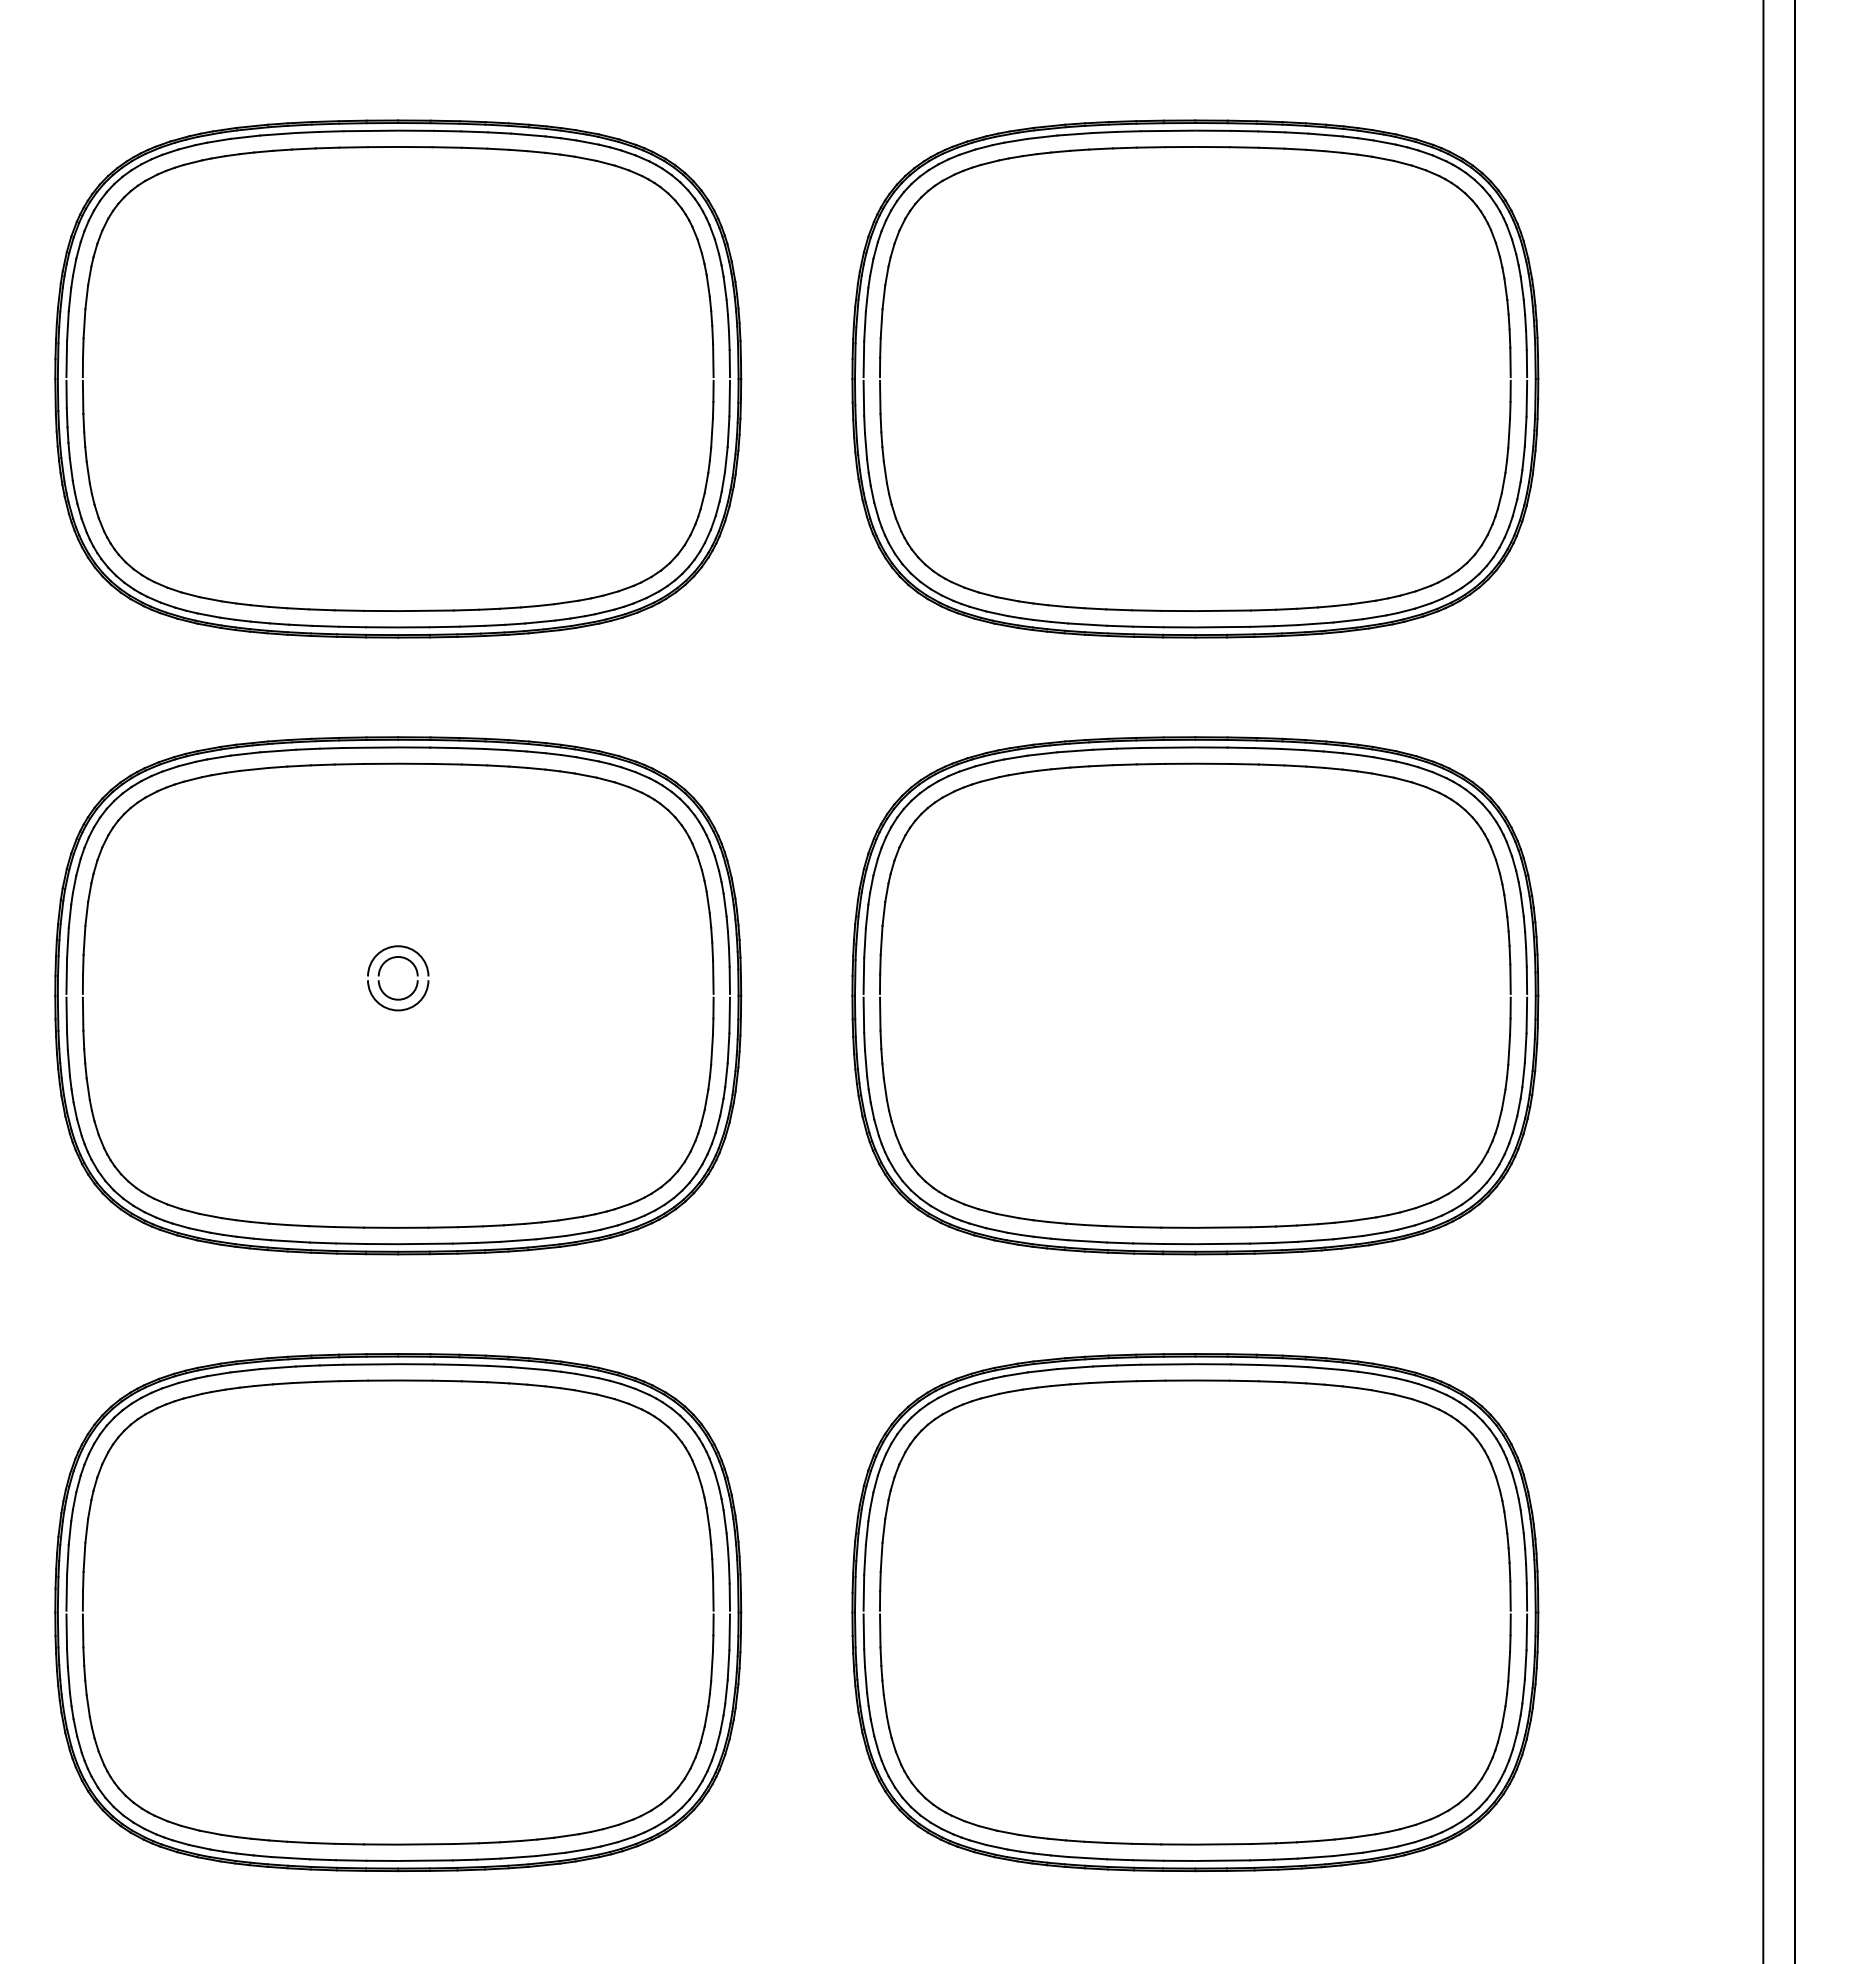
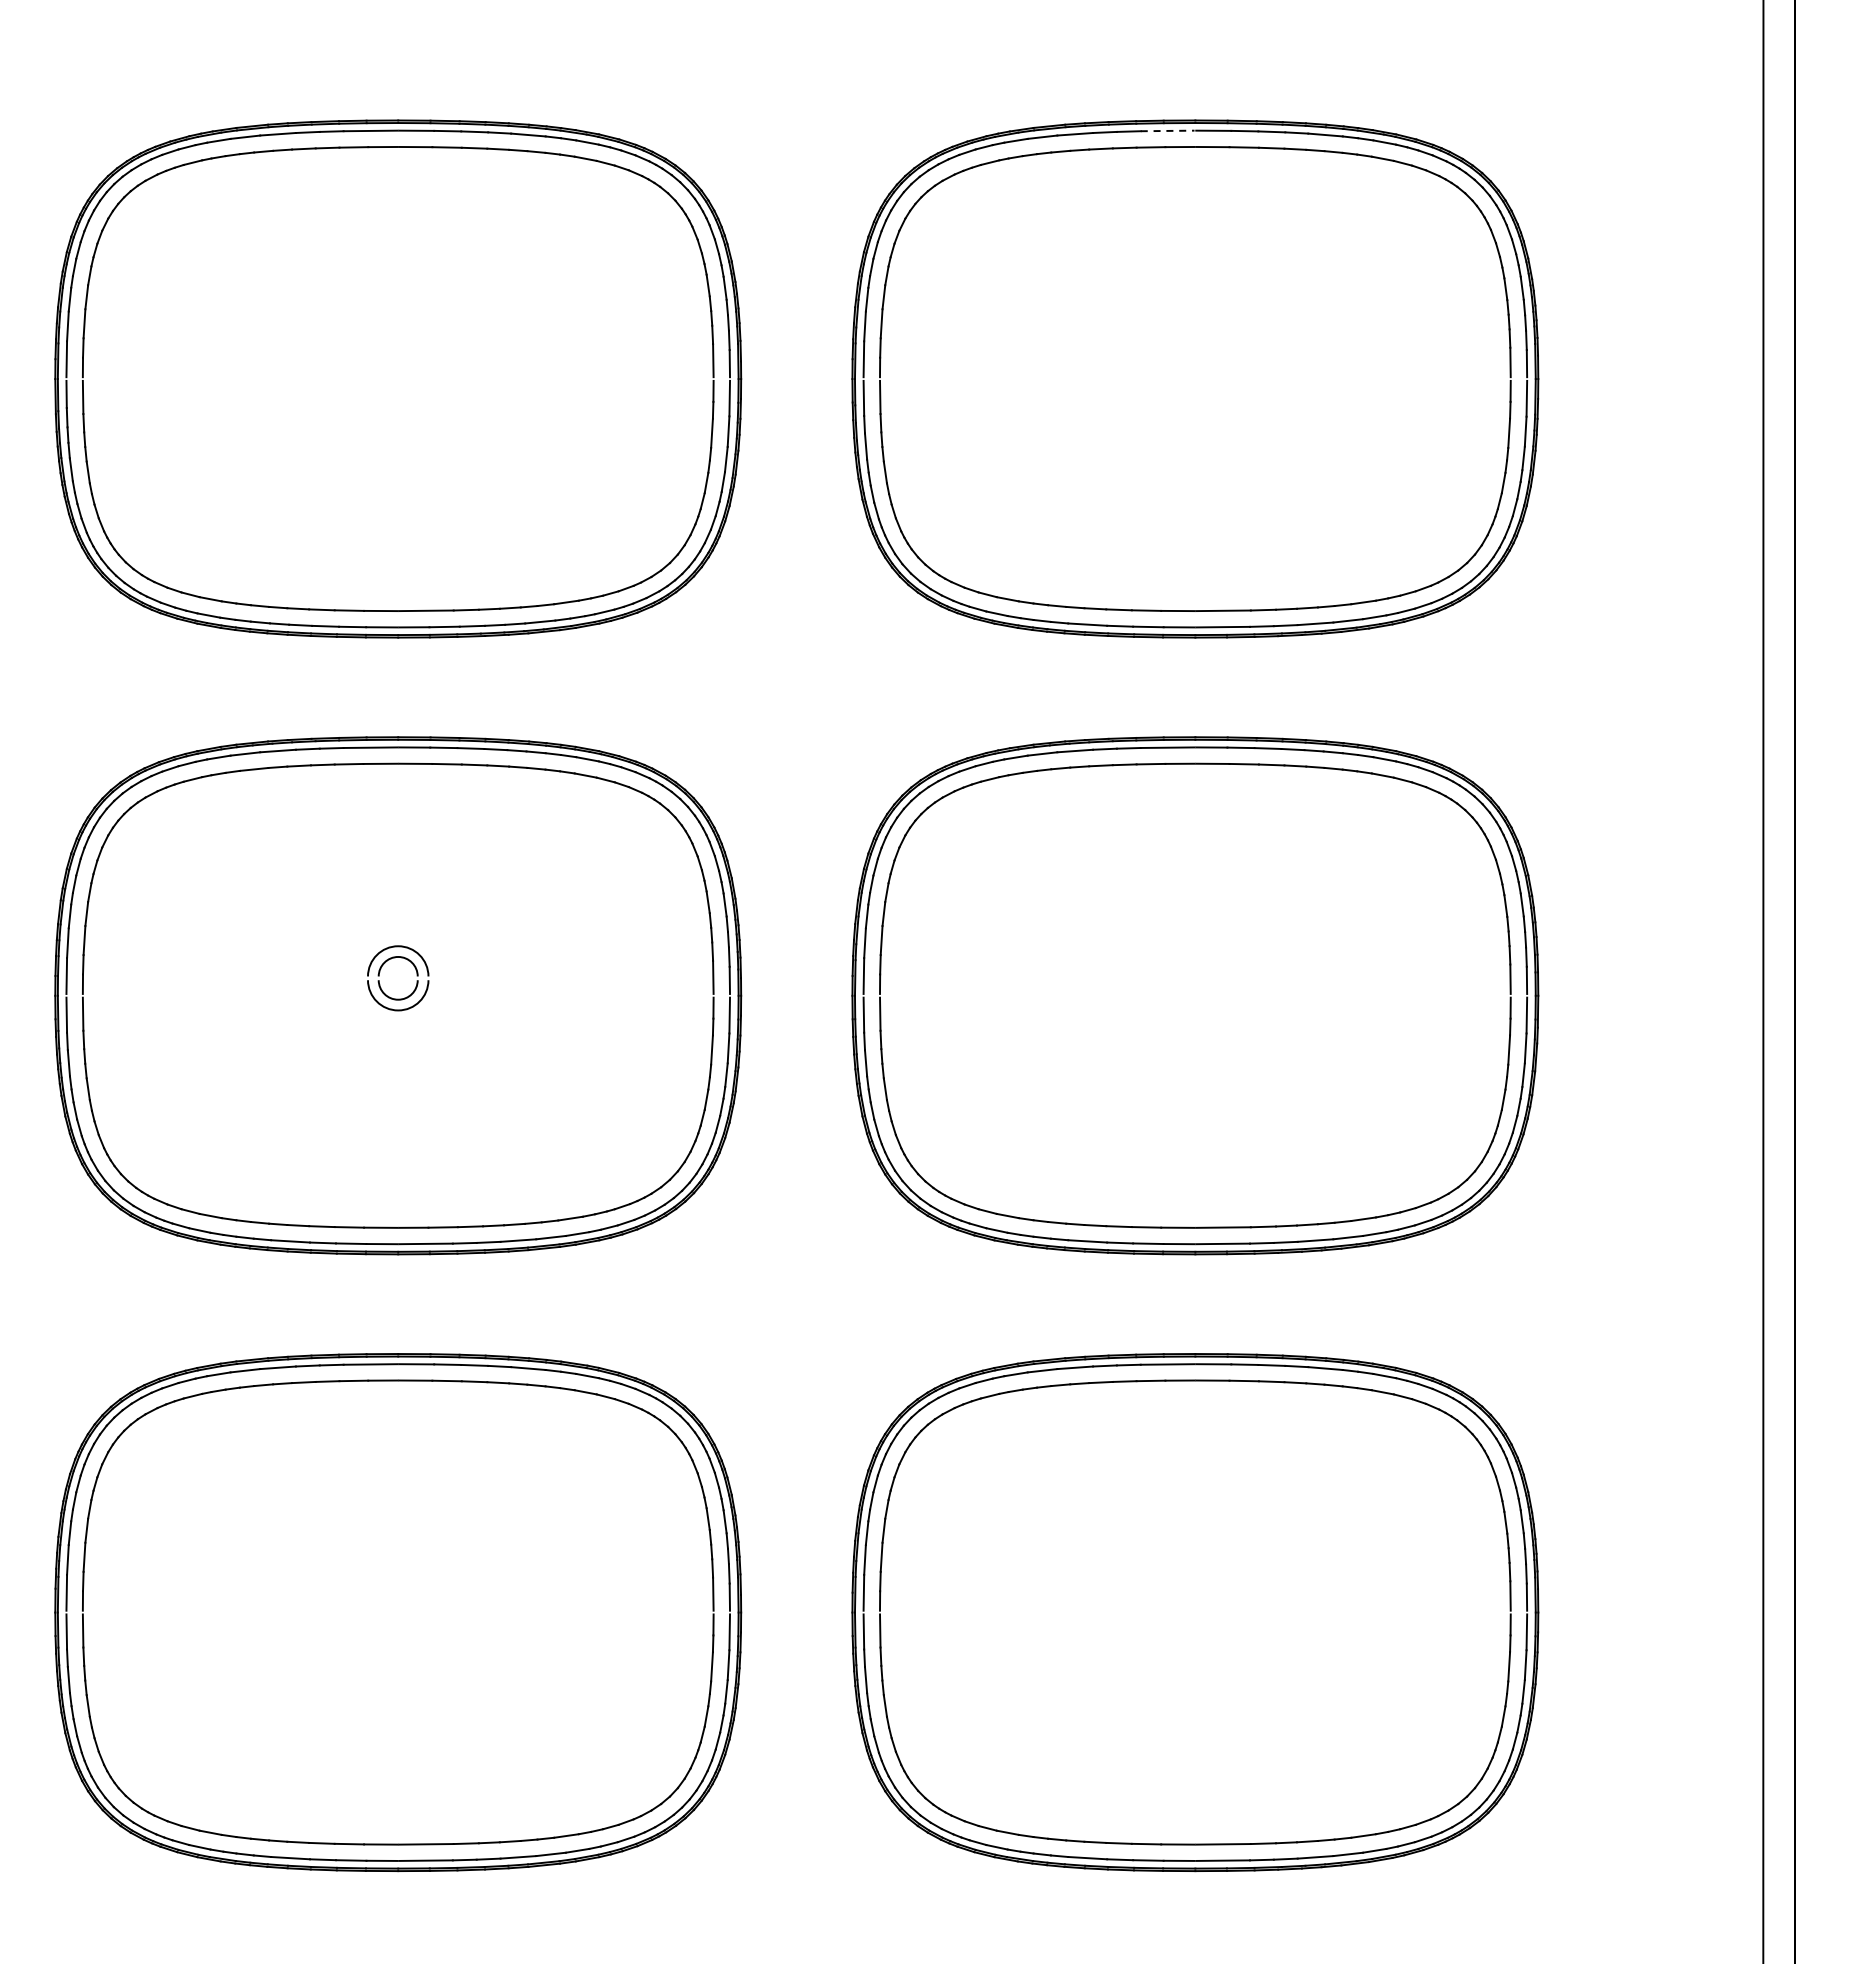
line: solid -> dashed (1167, 130)
